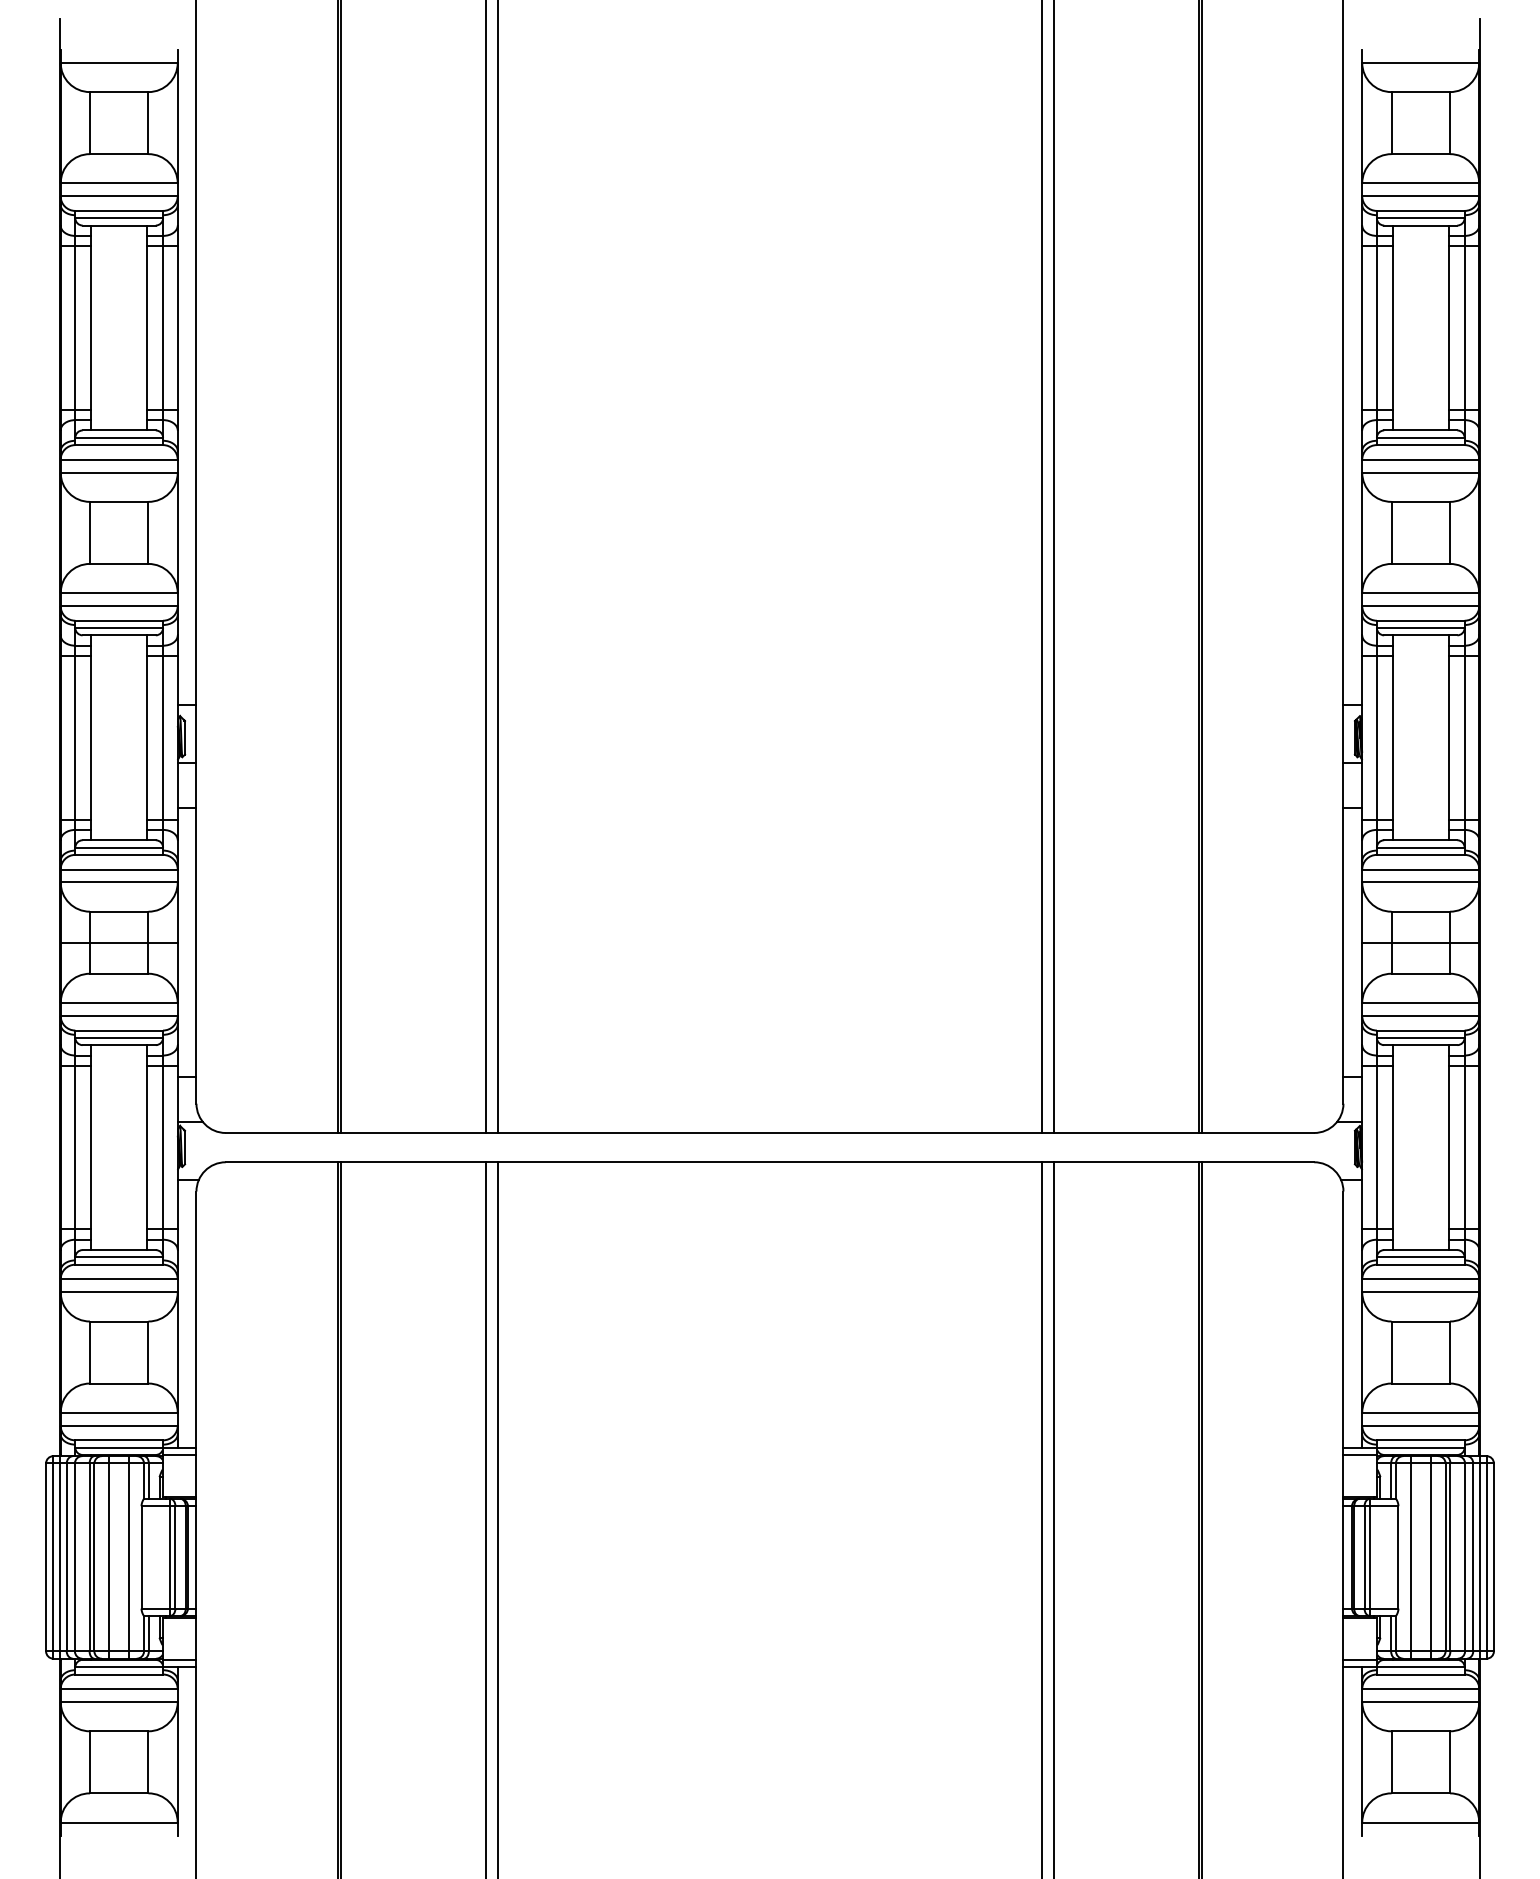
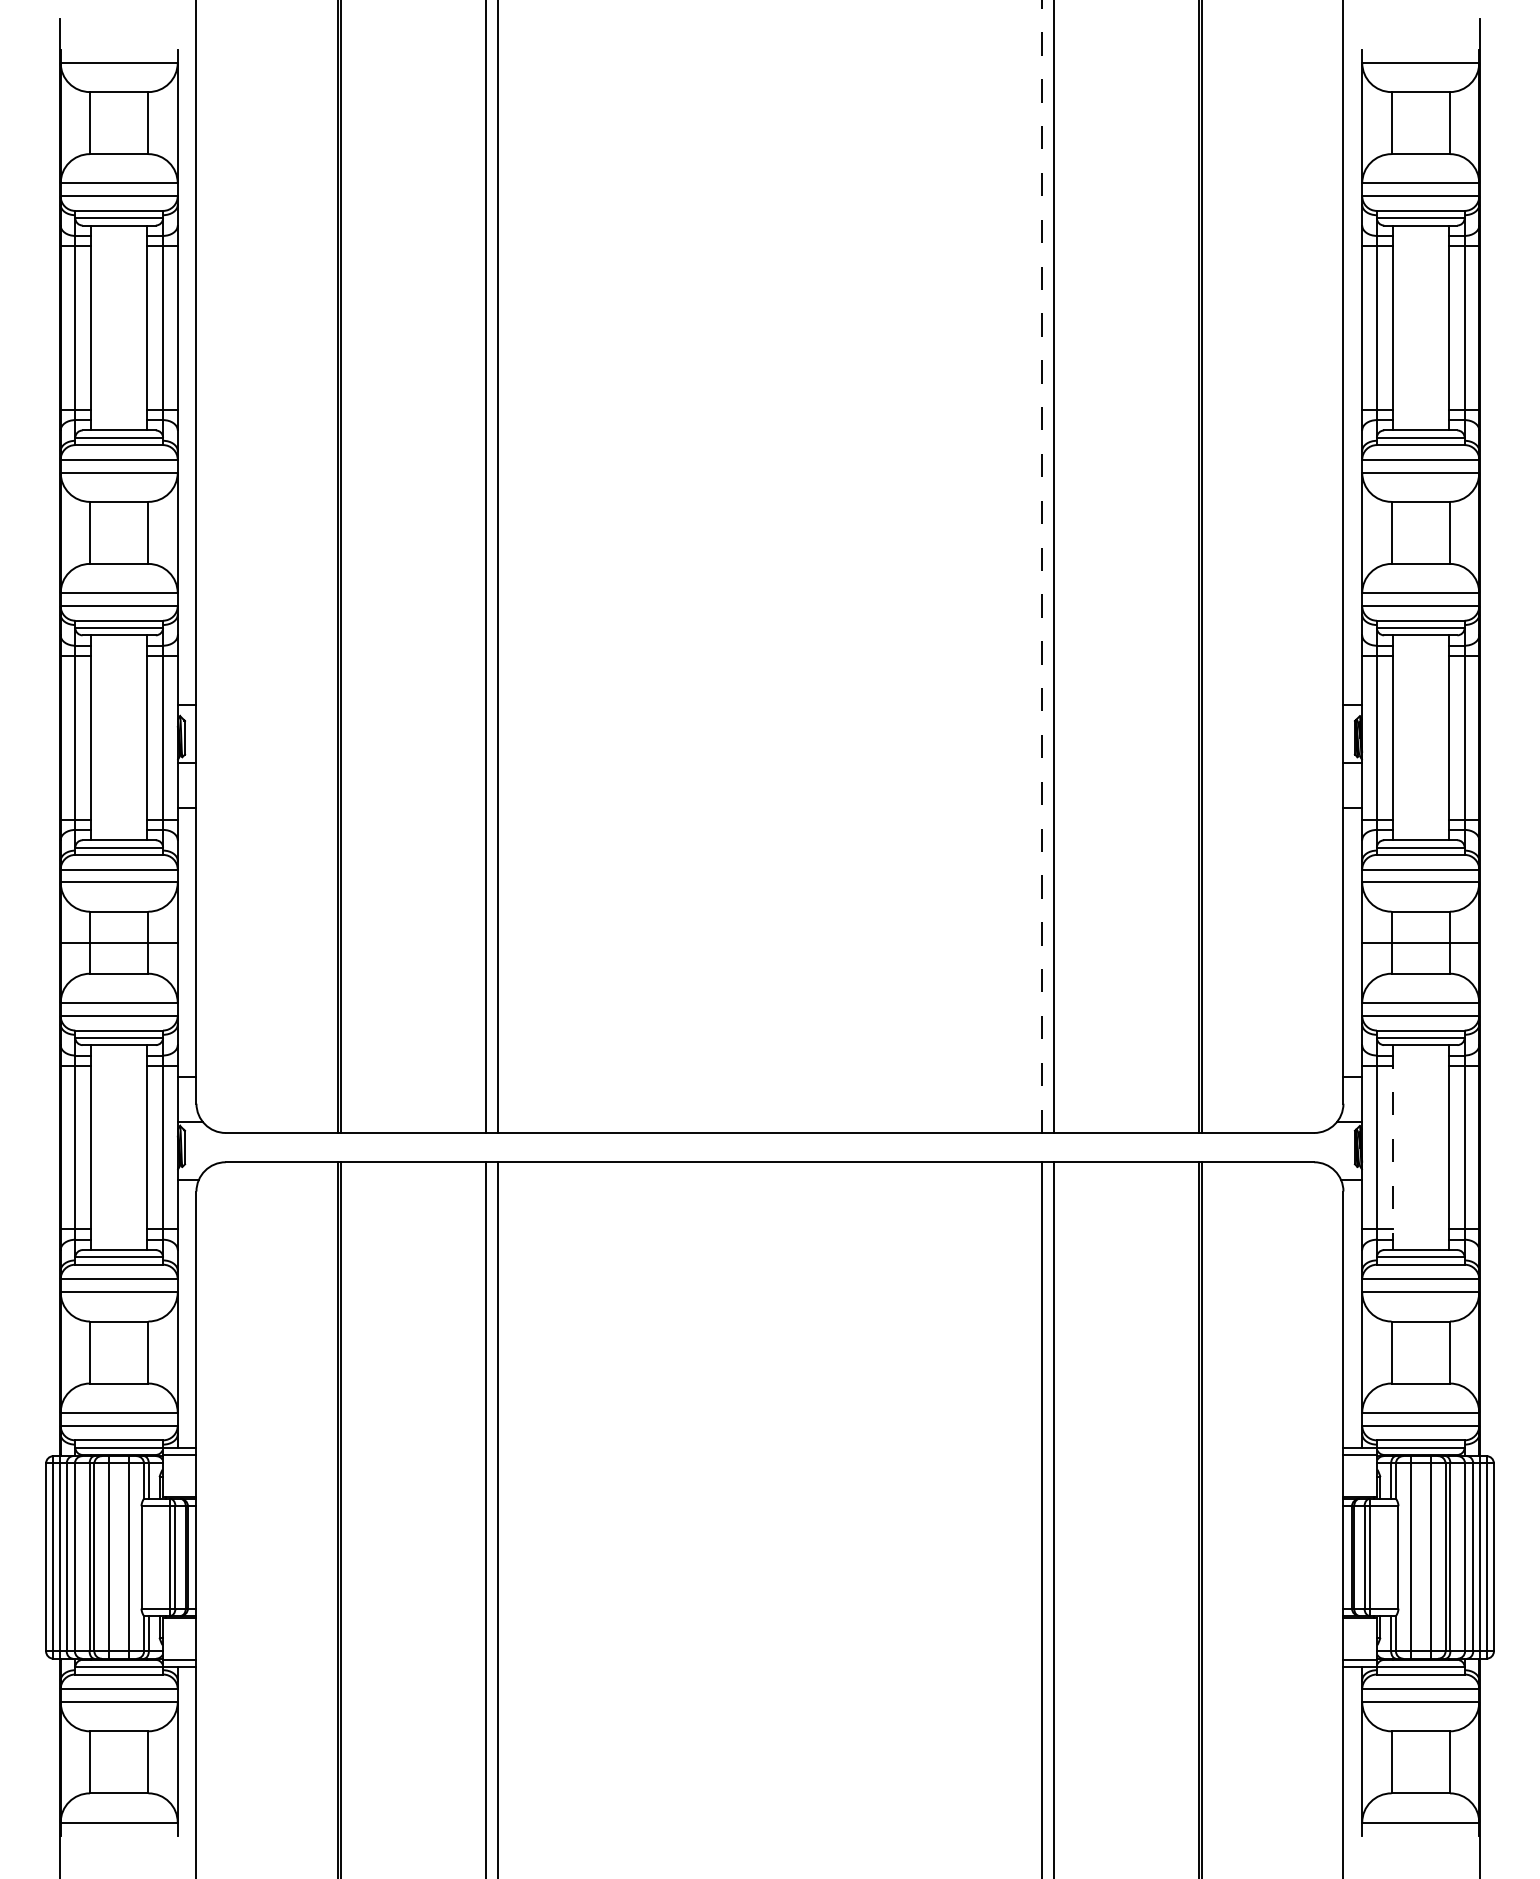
line: solid -> dashed (1041, 565)
line: solid -> dashed (1392, 1148)
